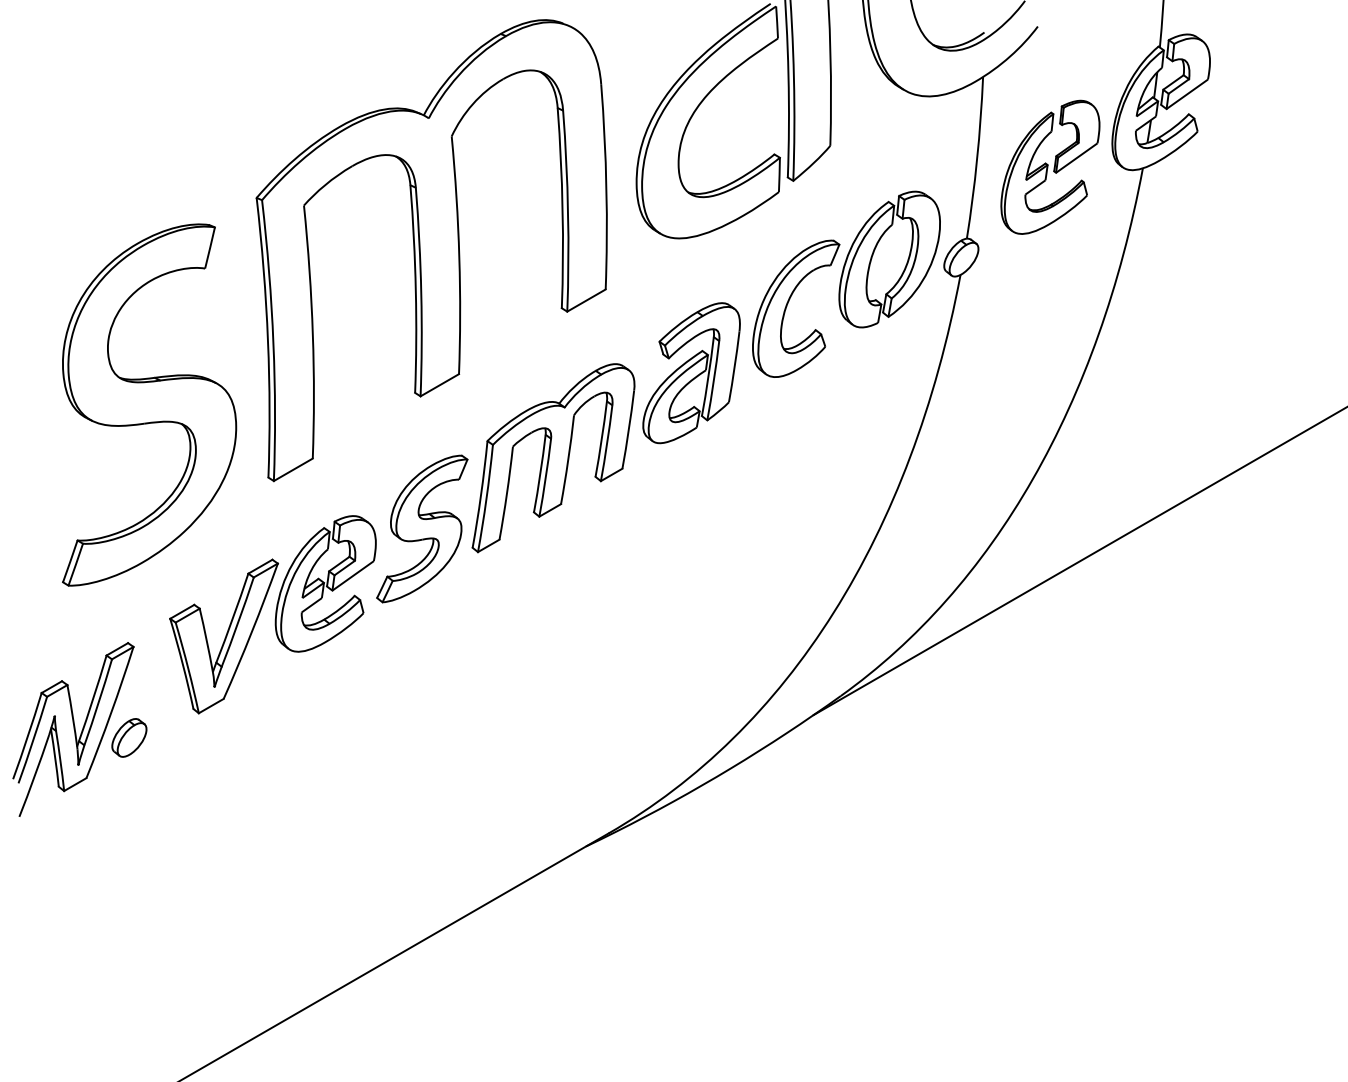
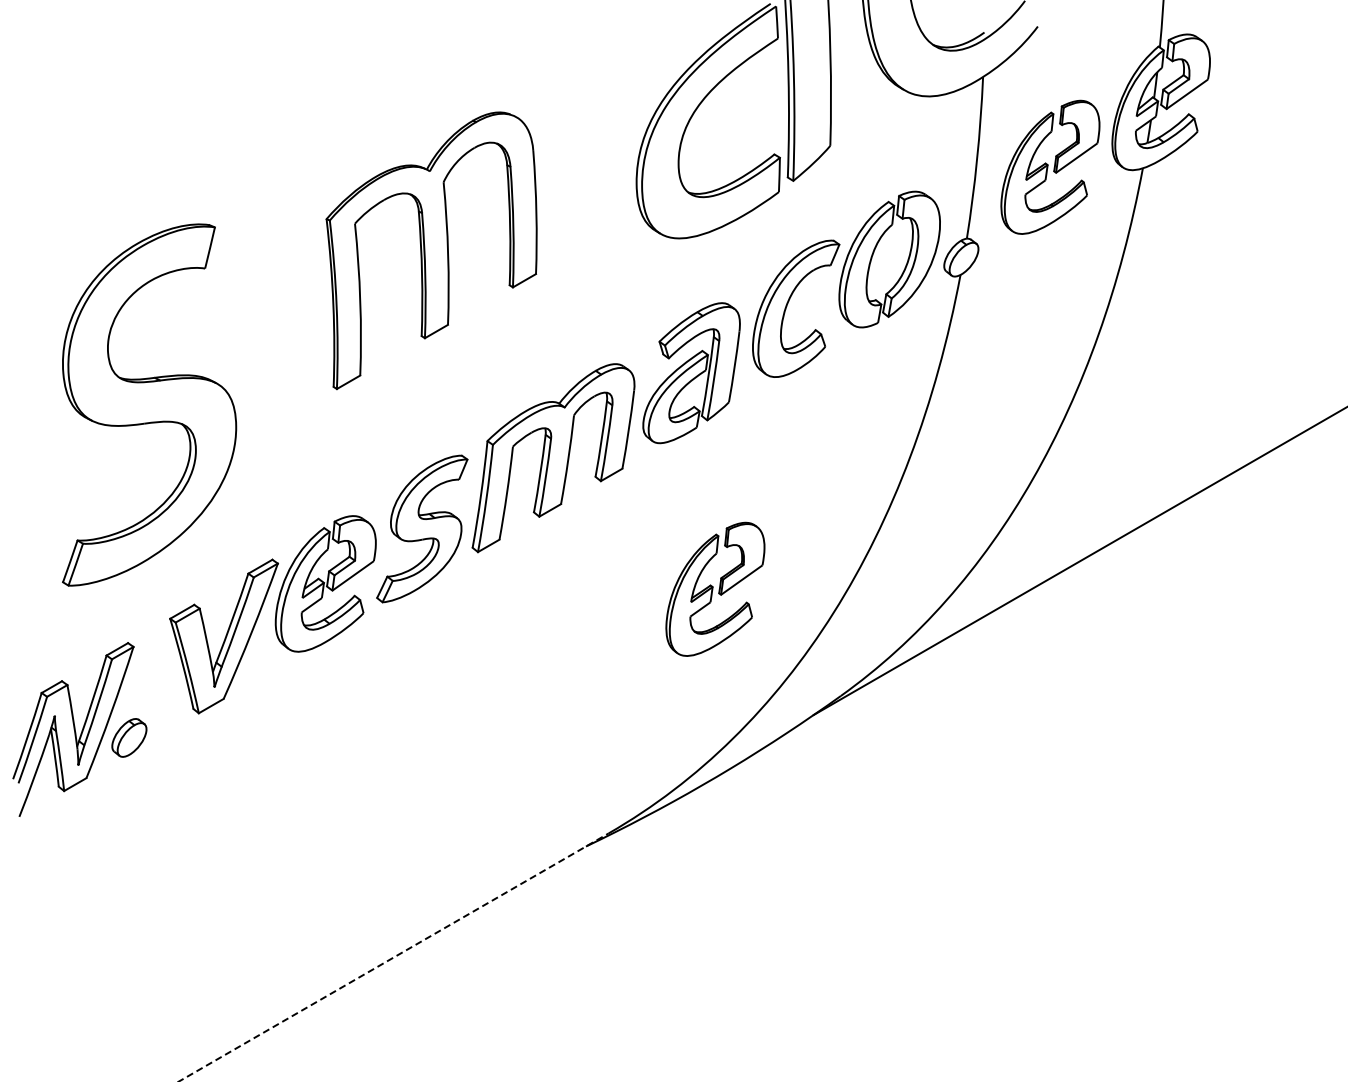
part size: 353x464 px -> 213x280 px (431, 250)
part: none -> present (715, 588)
line: solid -> dashed (394, 957)
